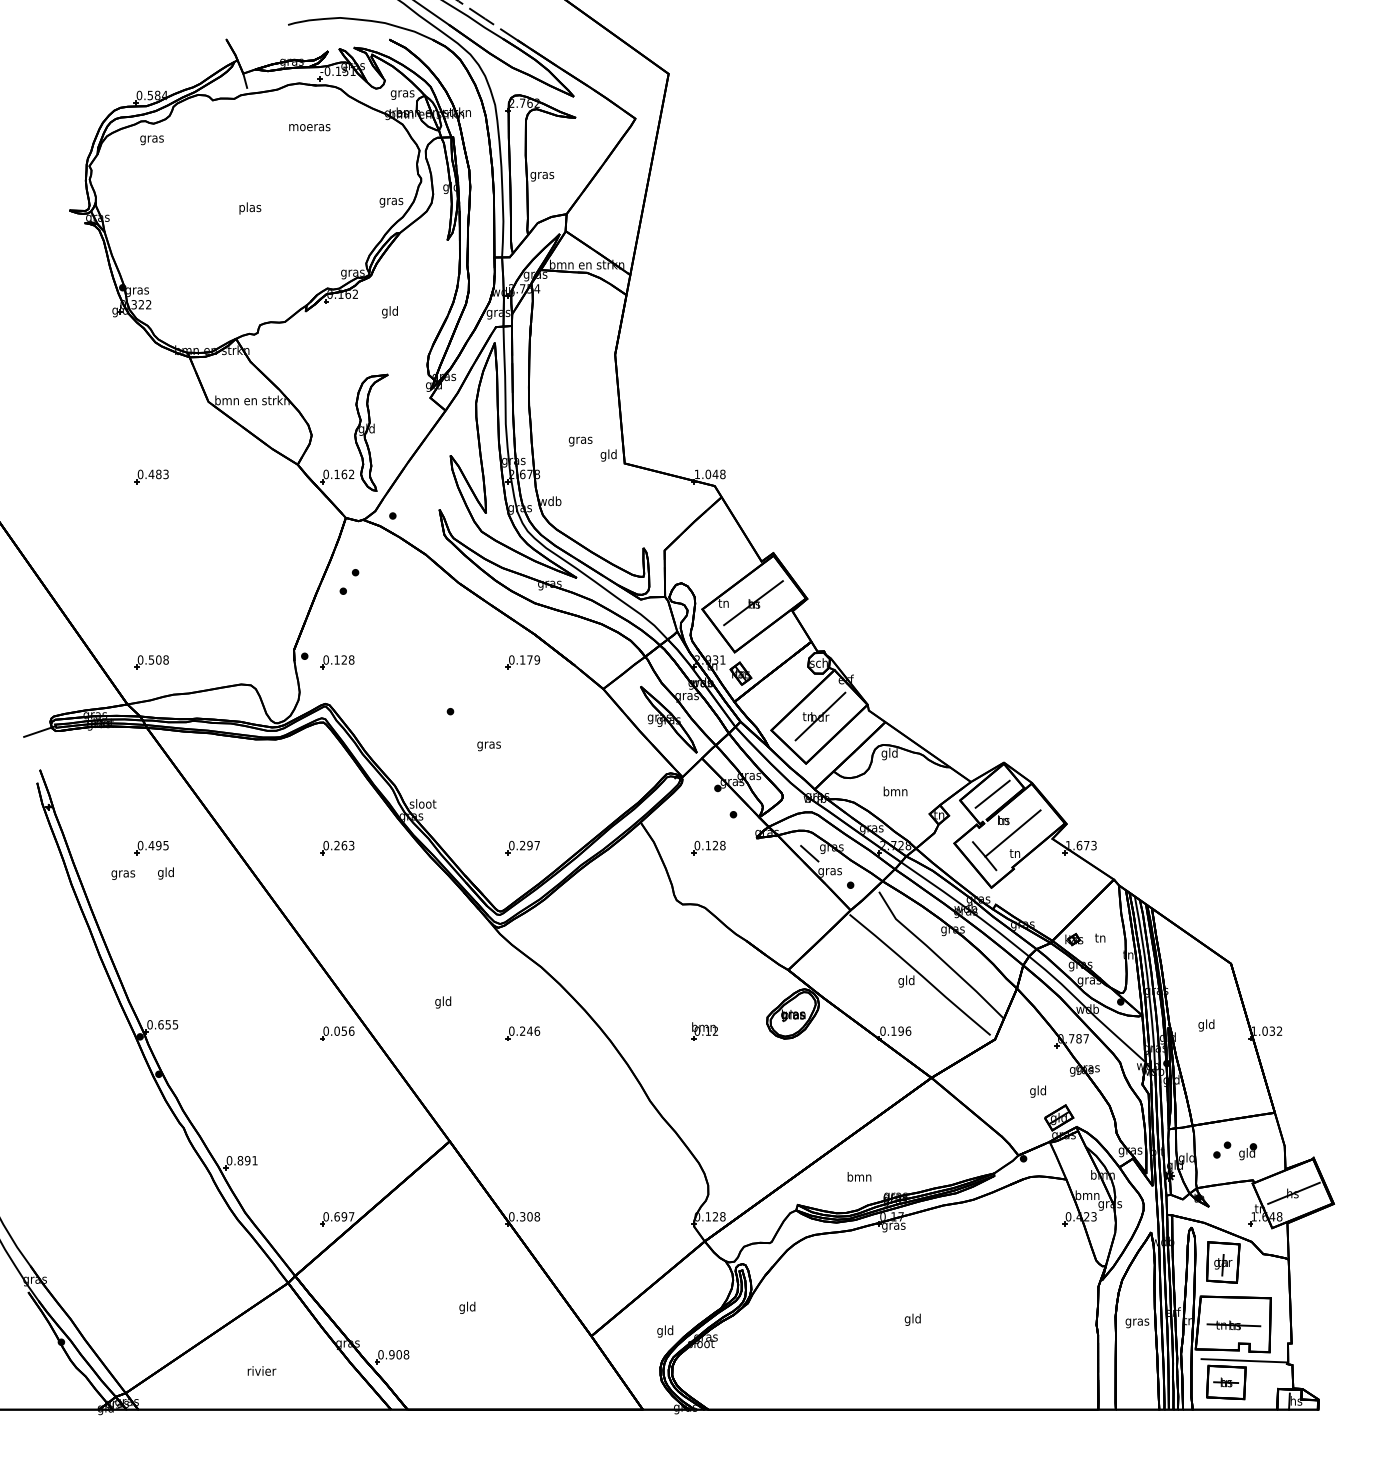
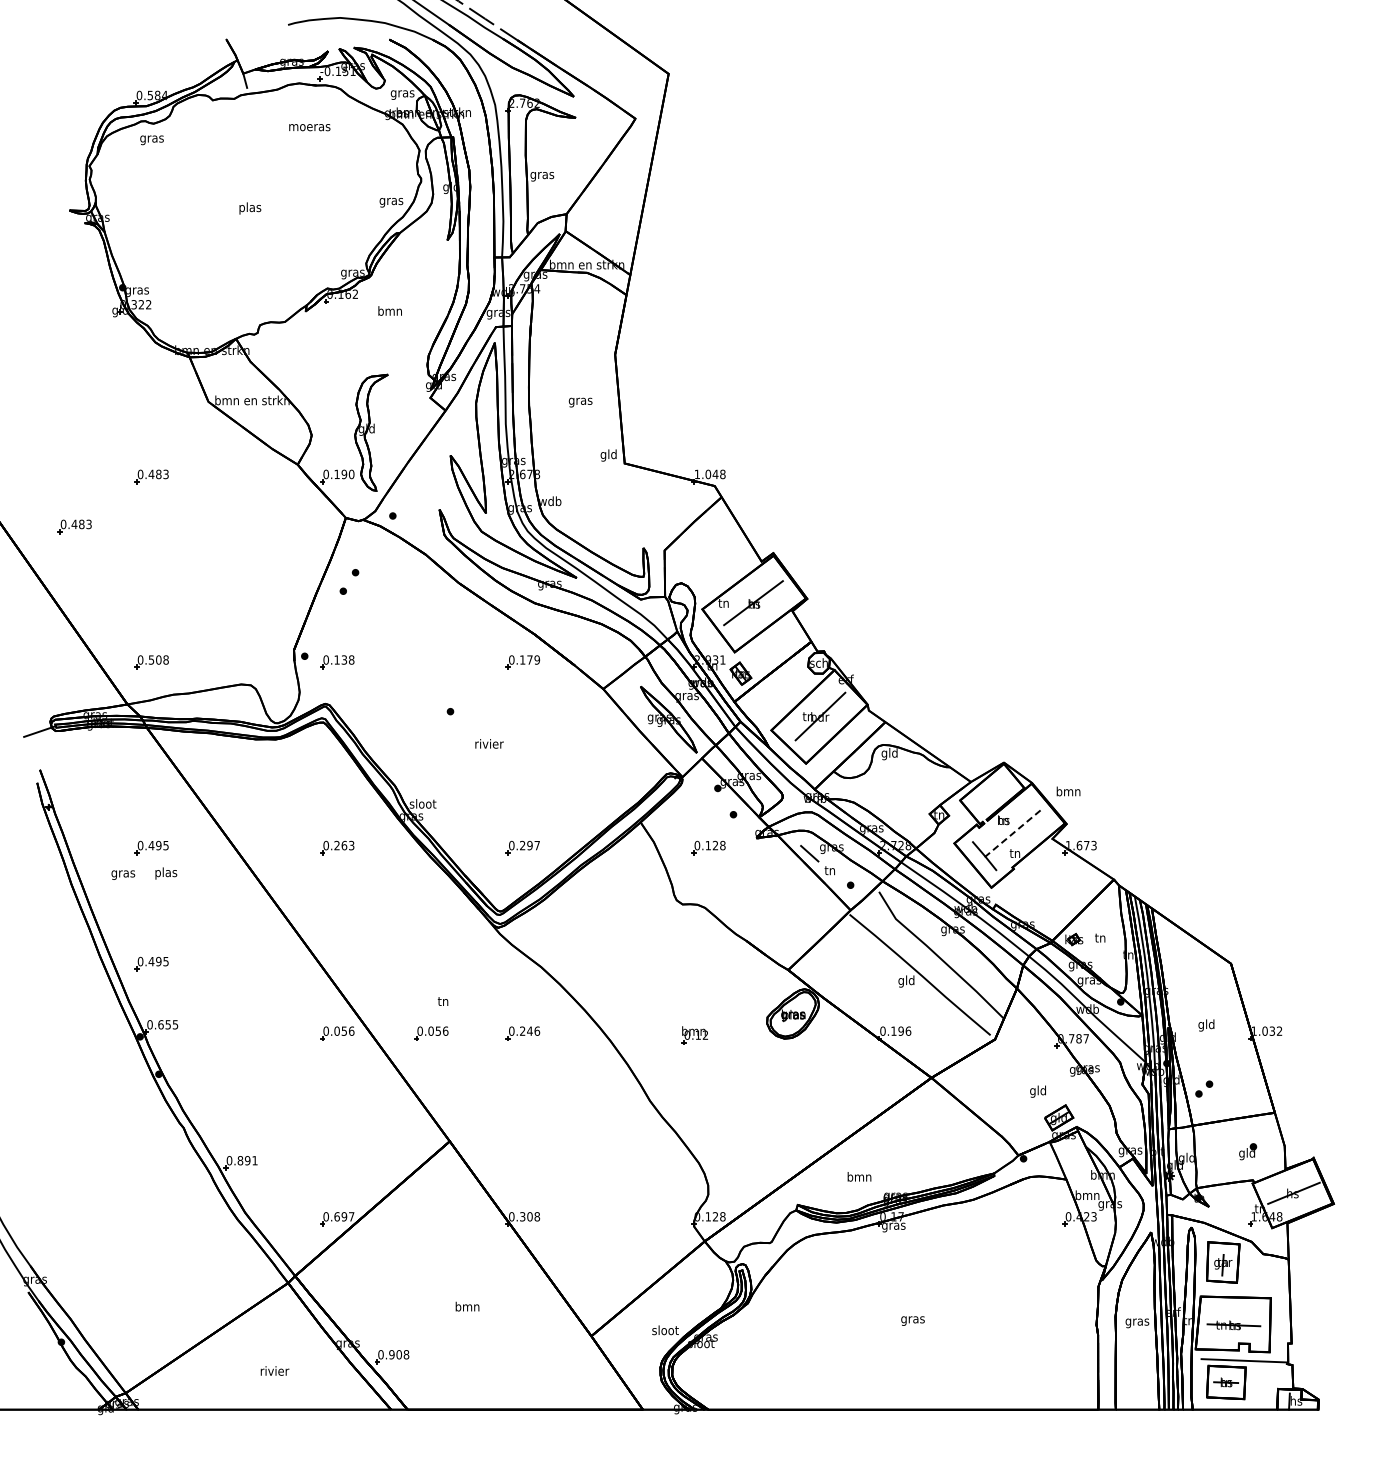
text: gld -> bmn (389, 312)
text position: (580, 441) -> (580, 402) (580, 402)
text: 0.162 -> 0.190 (347, 474)
part: none -> present (74, 526)
text: 0.128 -> 0.138 (344, 660)
text: gras -> rivier (489, 745)
text position: (895, 791) -> (1068, 791) (1068, 791)
line: present -> none (992, 793)
line: solid -> dashed (1012, 833)
text: gras -> tn (829, 871)
text: gld -> plas (166, 873)
part: none -> present (151, 963)
text: gld -> tn (443, 1002)
part position: (704, 1031) -> (694, 1035) (694, 1035)
part: none -> present (431, 1033)
part position: (1222, 1149) -> (1204, 1088) (1204, 1088)
text: gld -> bmn (467, 1307)
text: gld -> gras (912, 1319)
text: gld -> sloot (665, 1331)
text position: (261, 1370) -> (274, 1370) (274, 1370)
